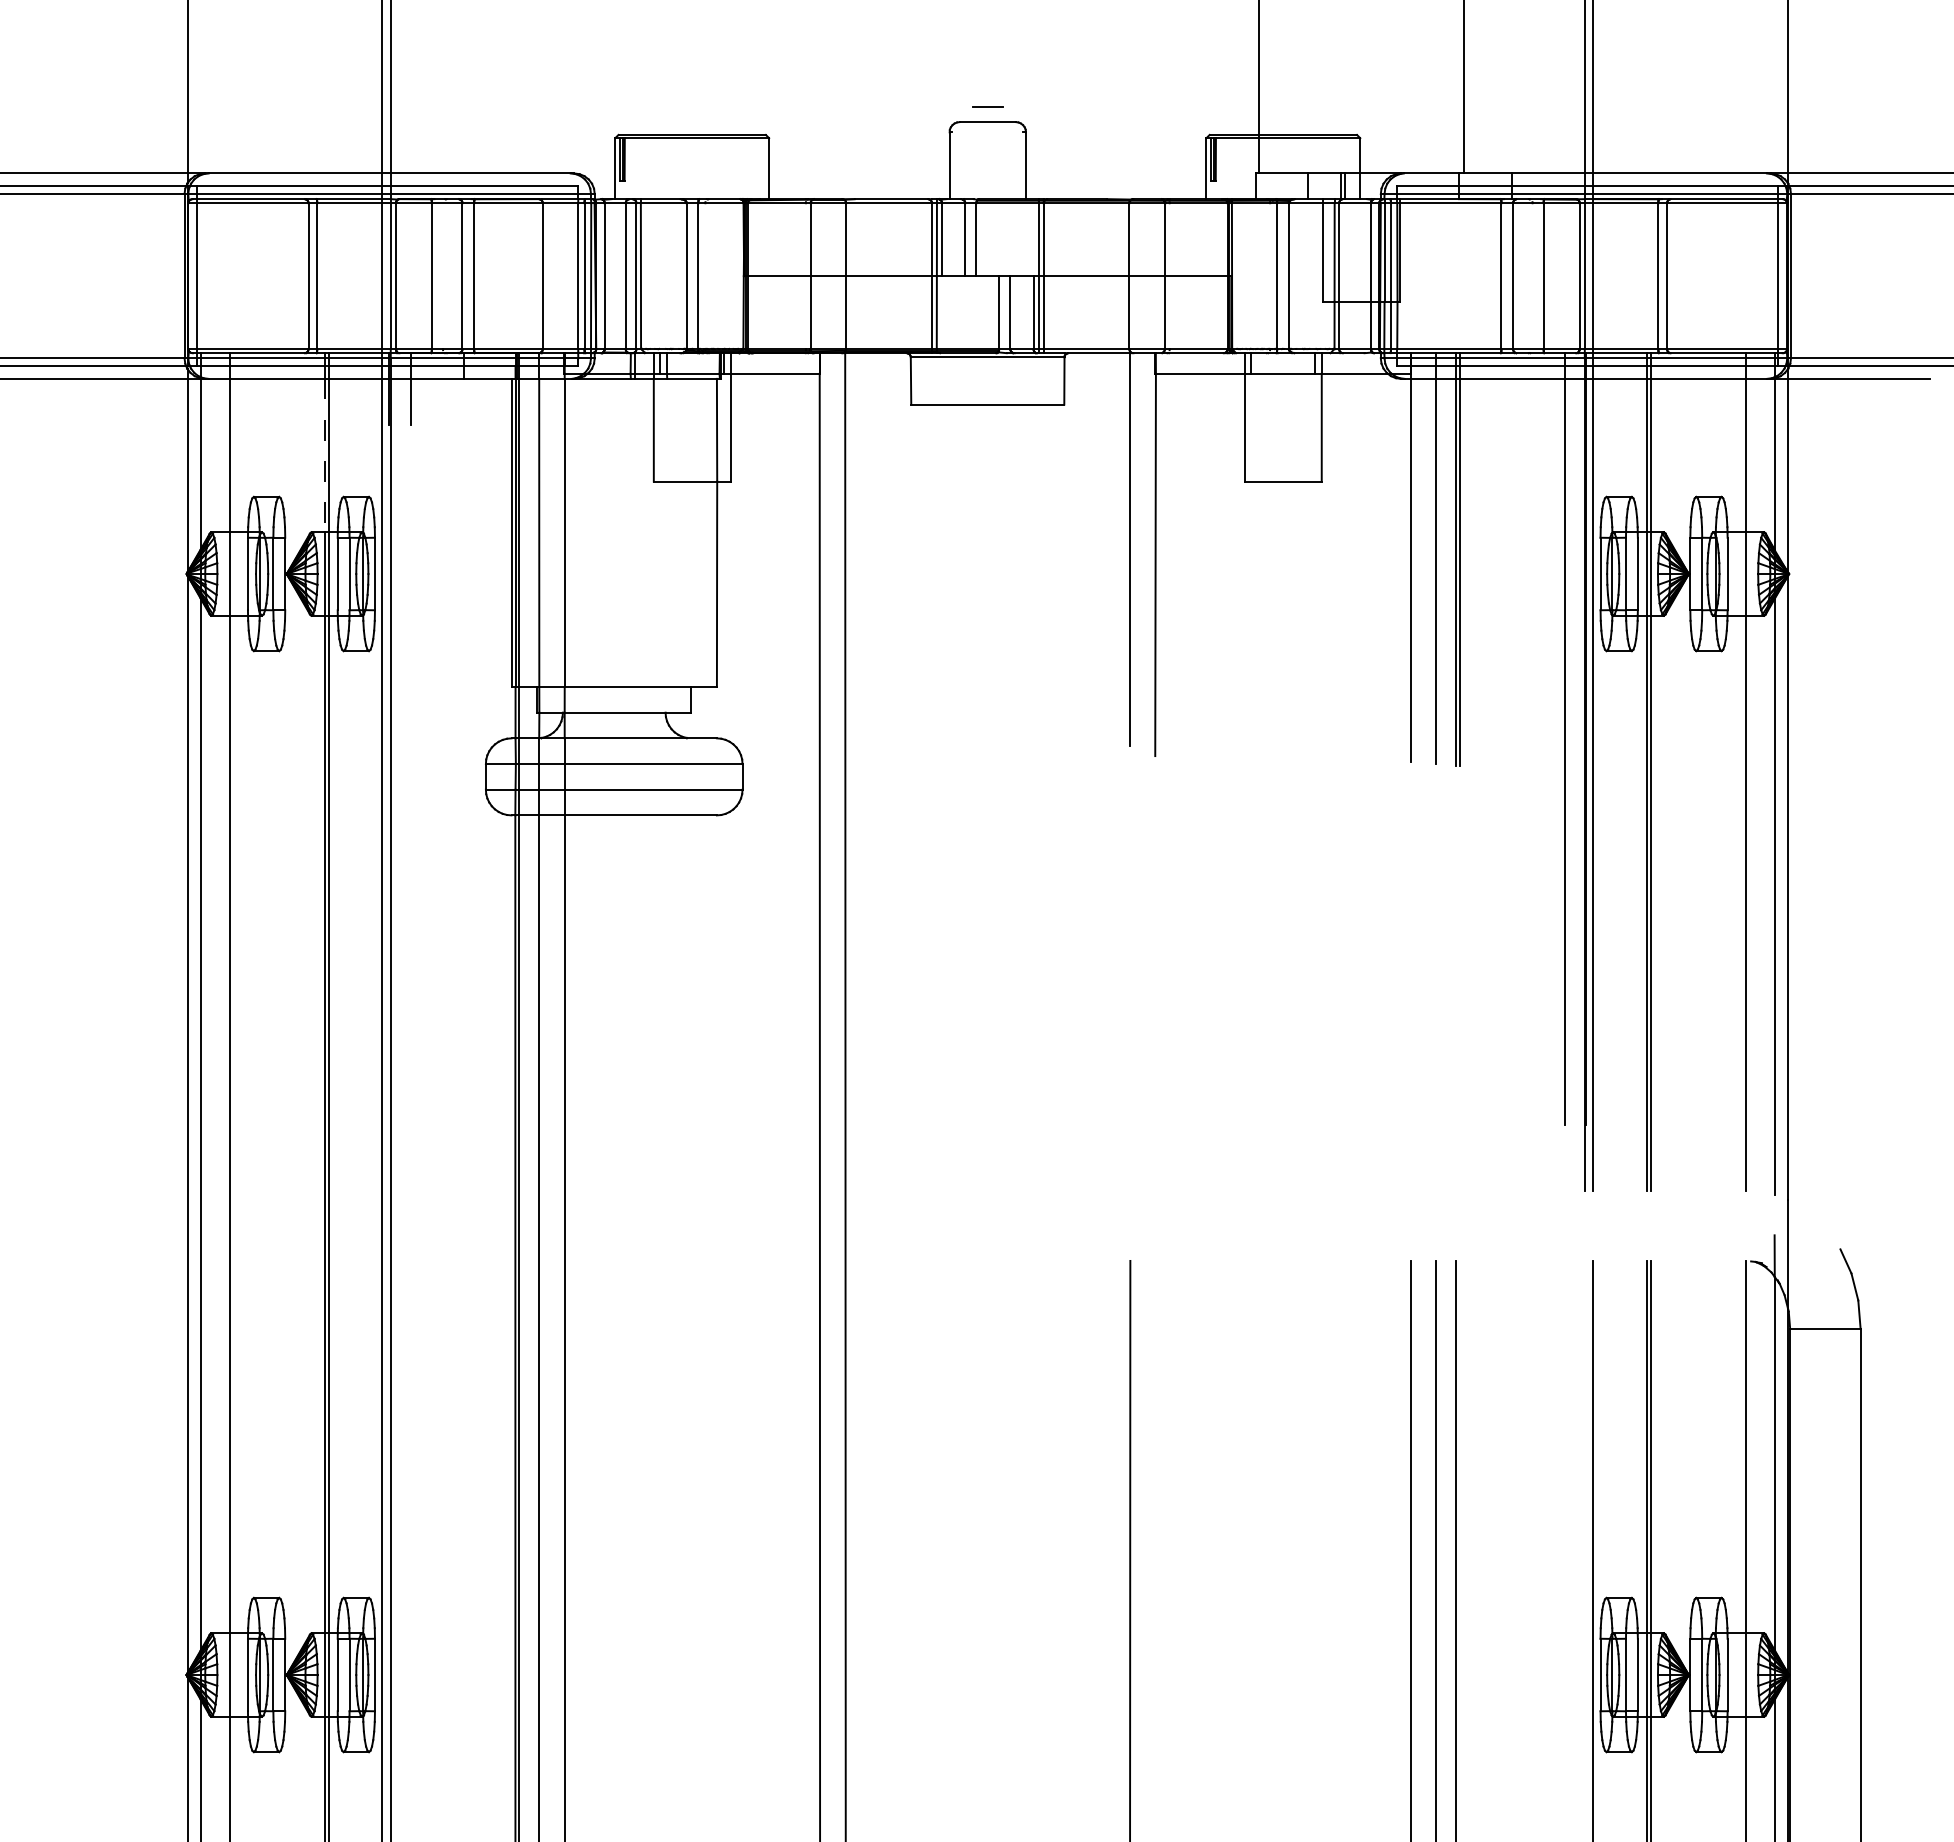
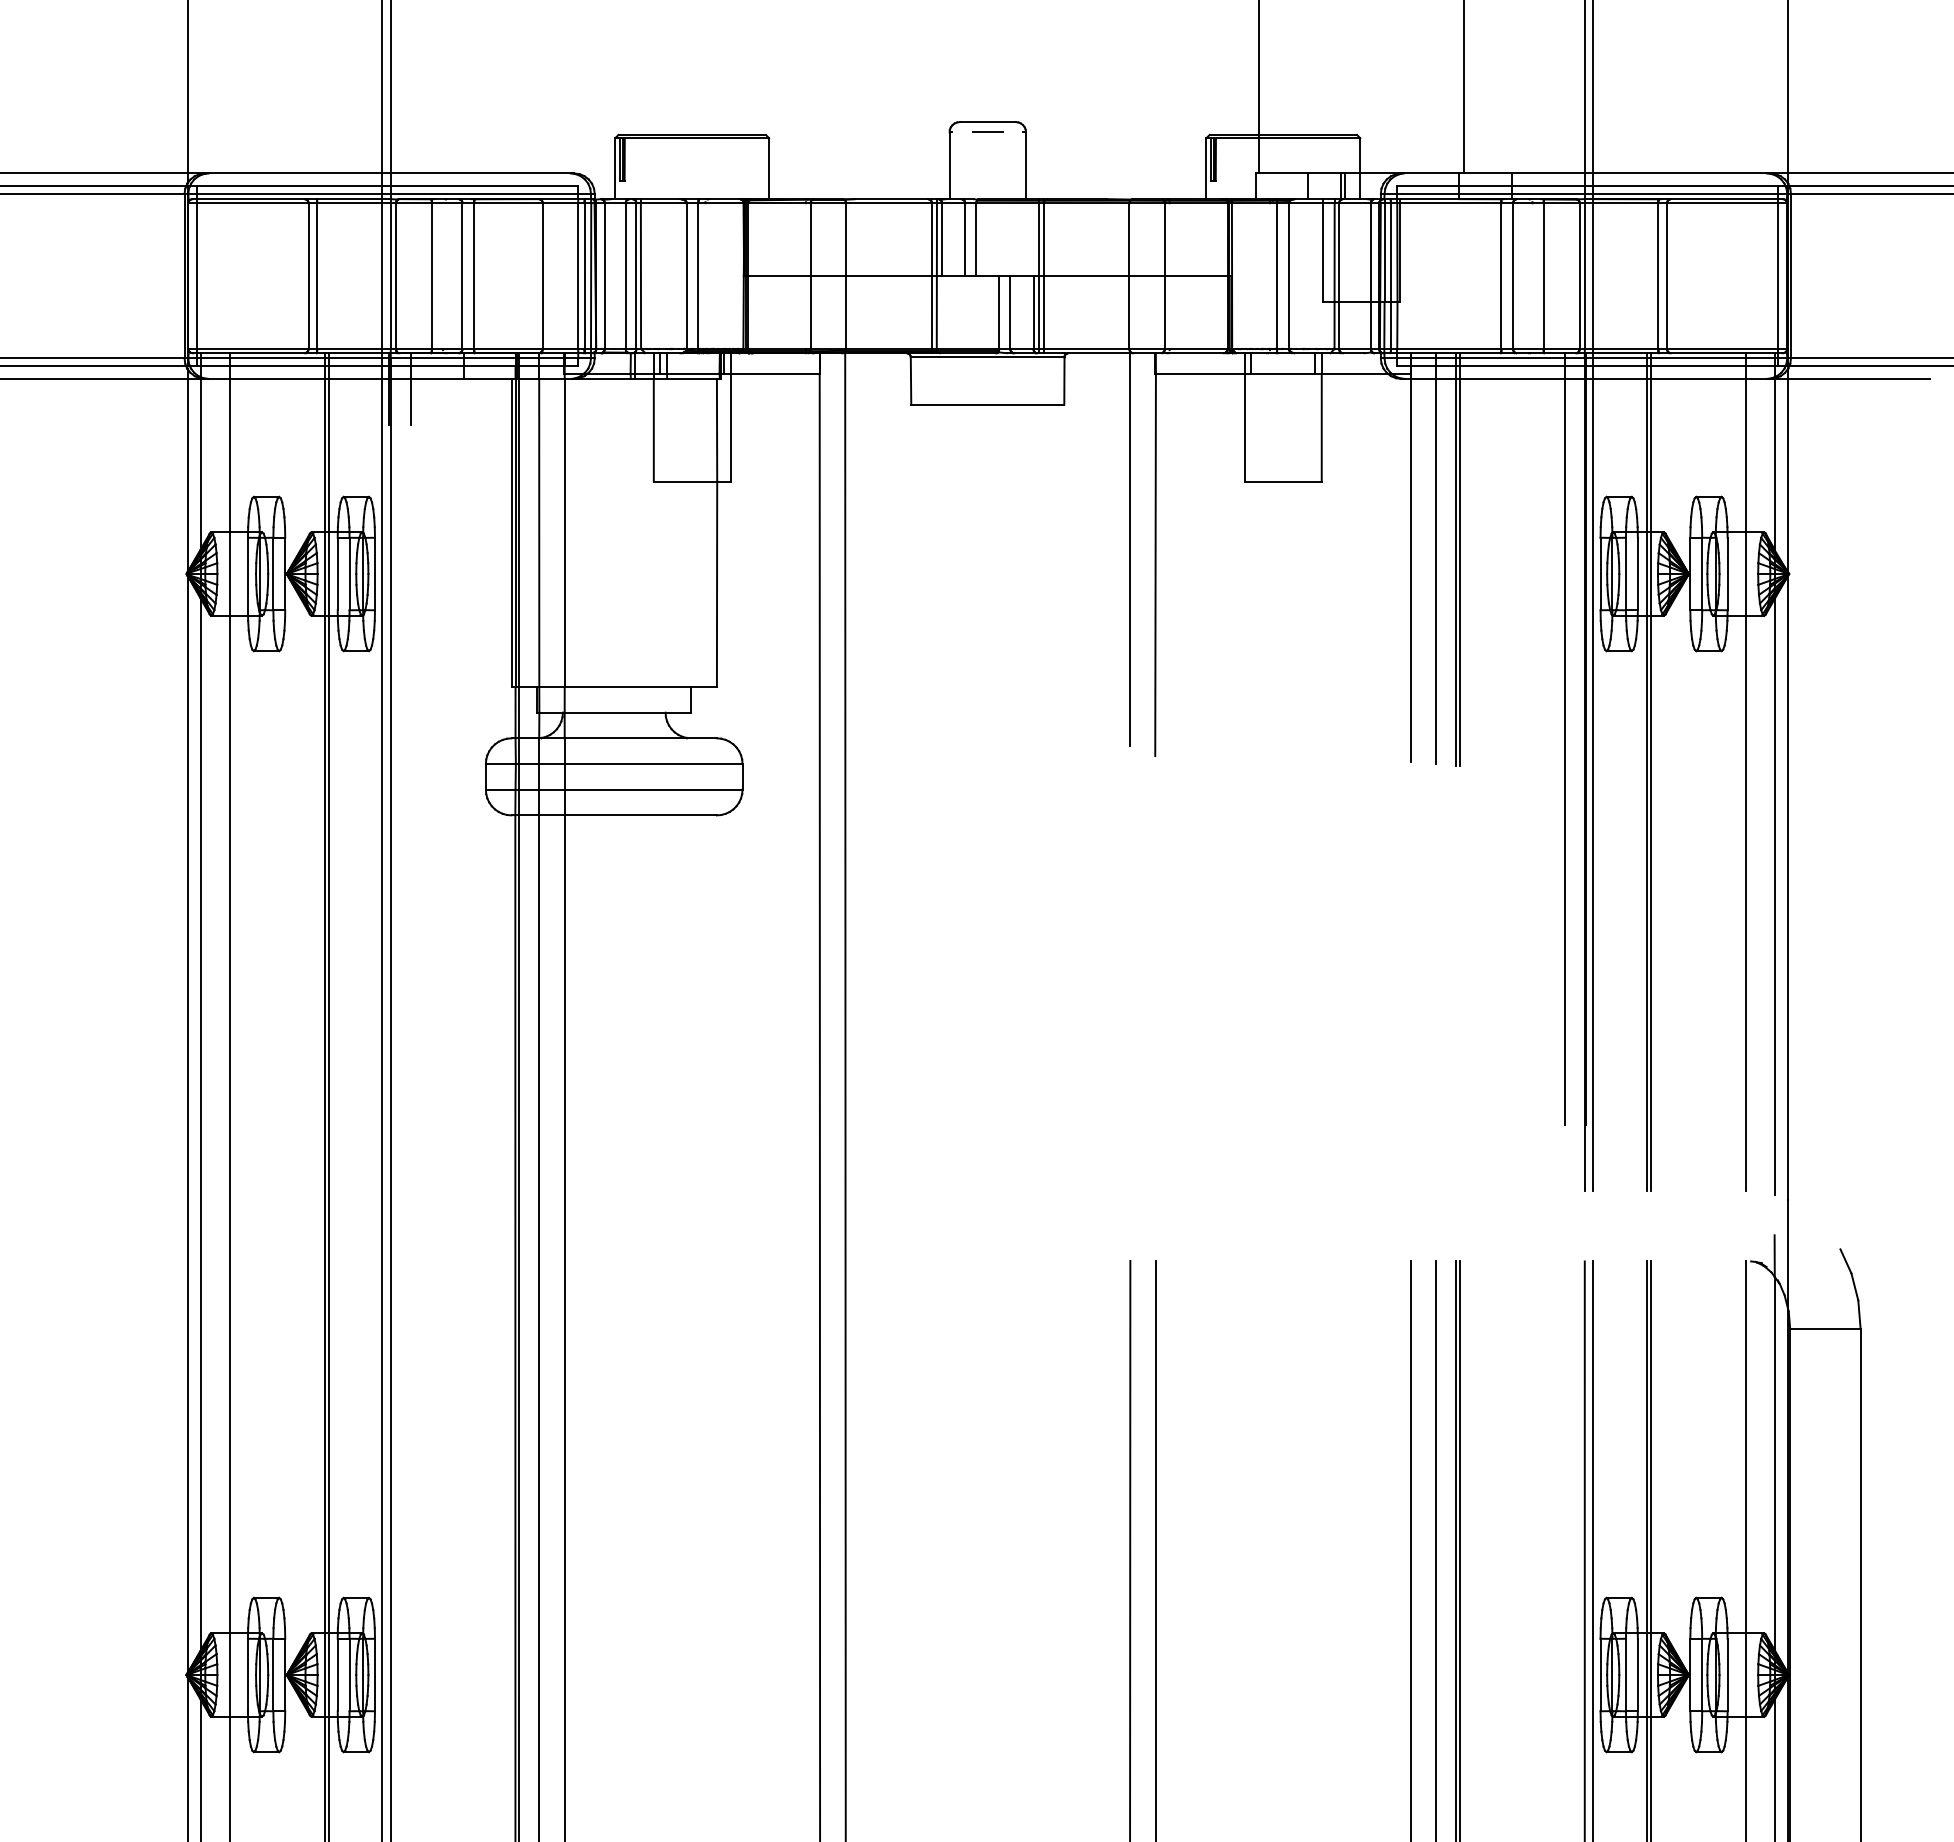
line position: (987, 106) -> (987, 131) (987, 131)
line: dashed -> solid (324, 455)
line: none -> present (1155, 1549)
line: none -> present (1460, 1549)
line: none -> present (1584, 1549)
